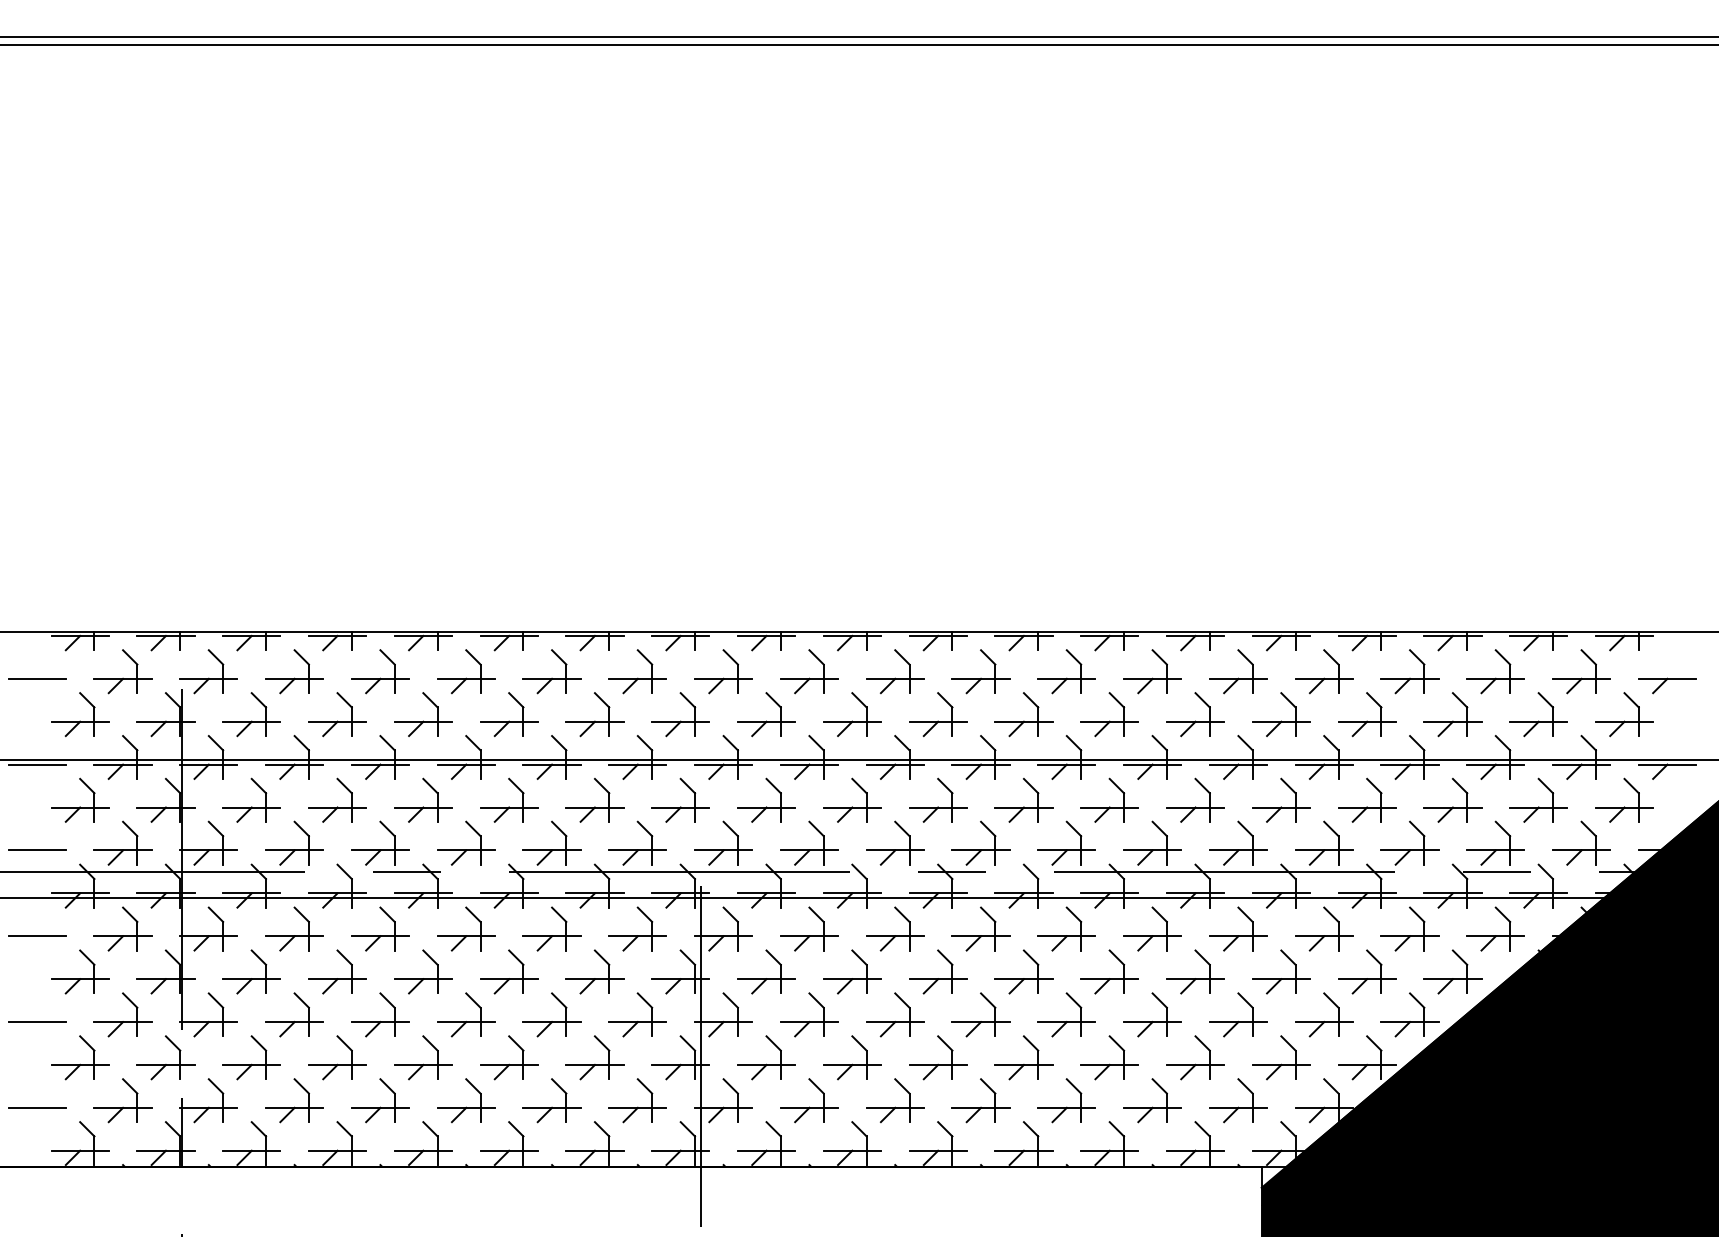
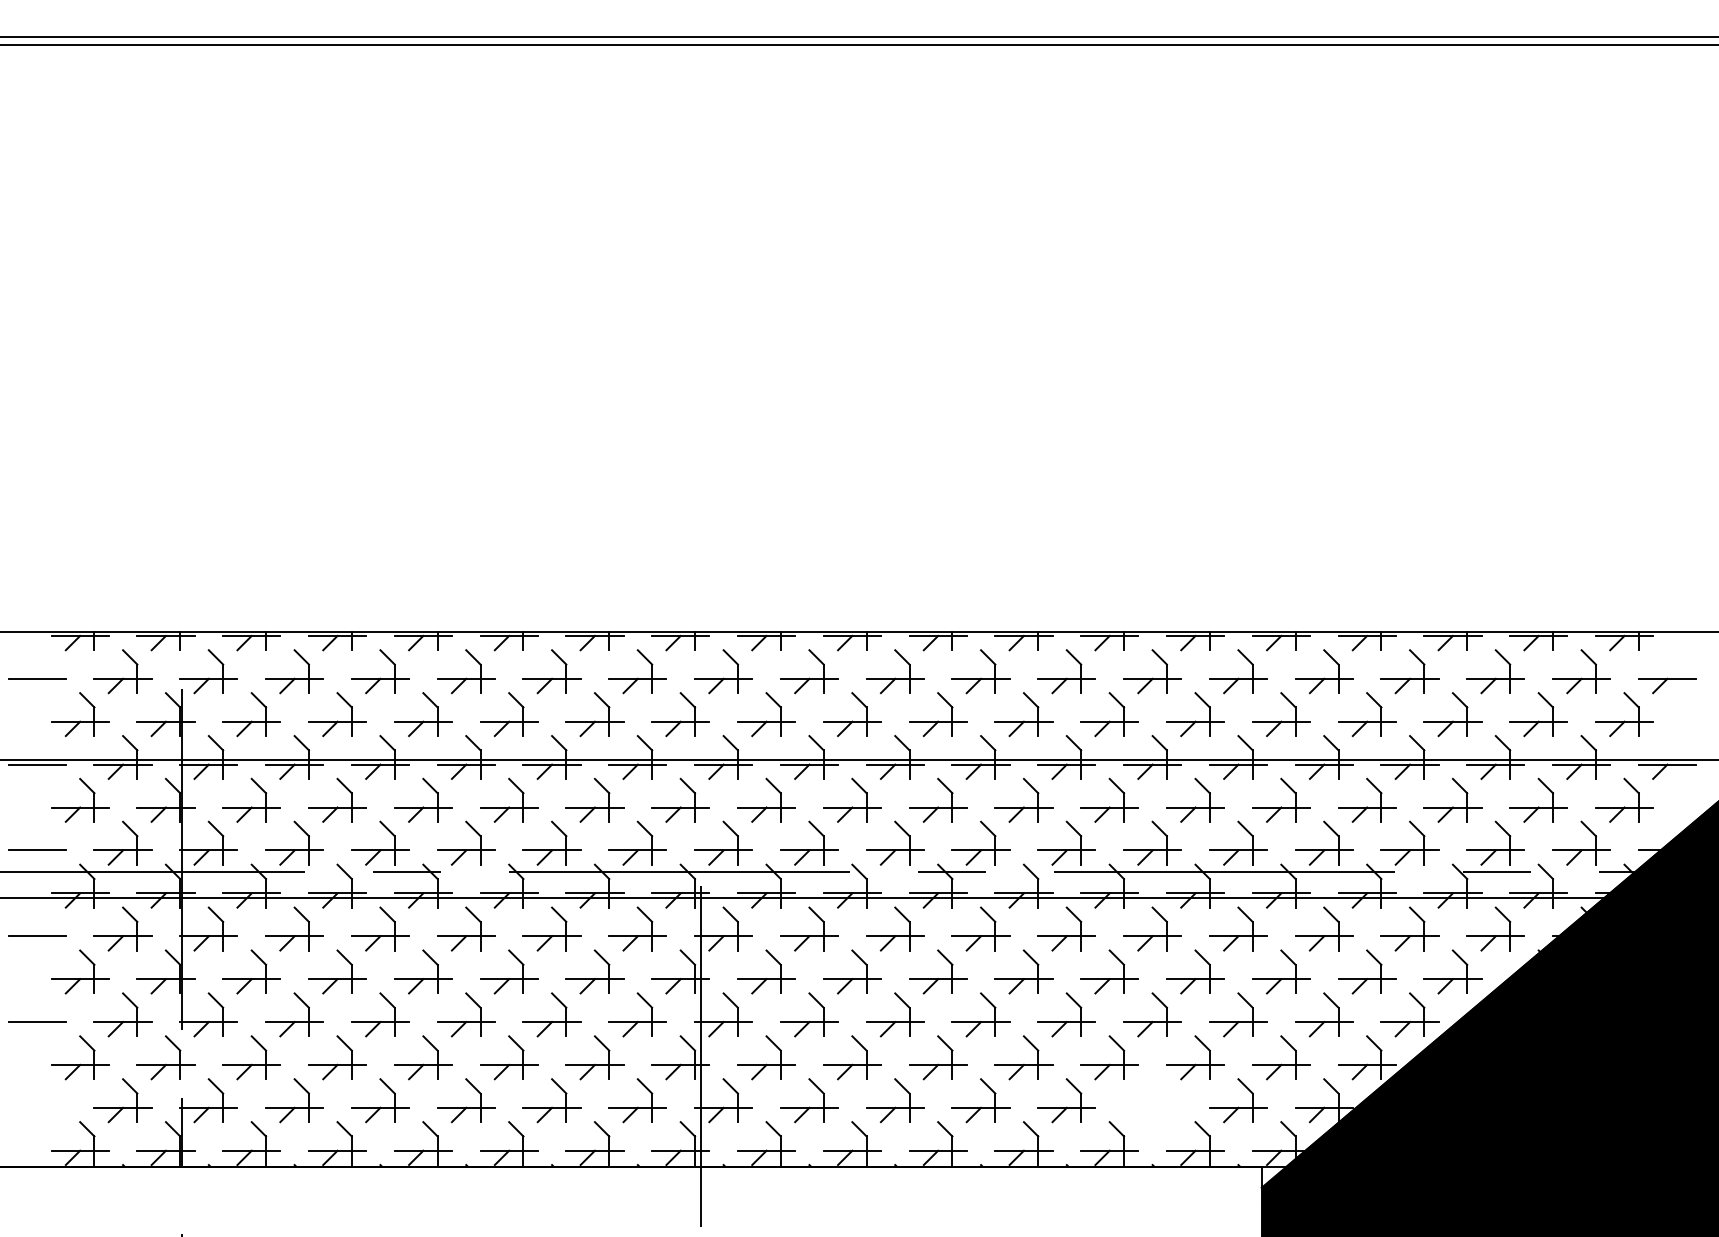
part: present -> none (1152, 1100)
line: present -> none (36, 1107)
